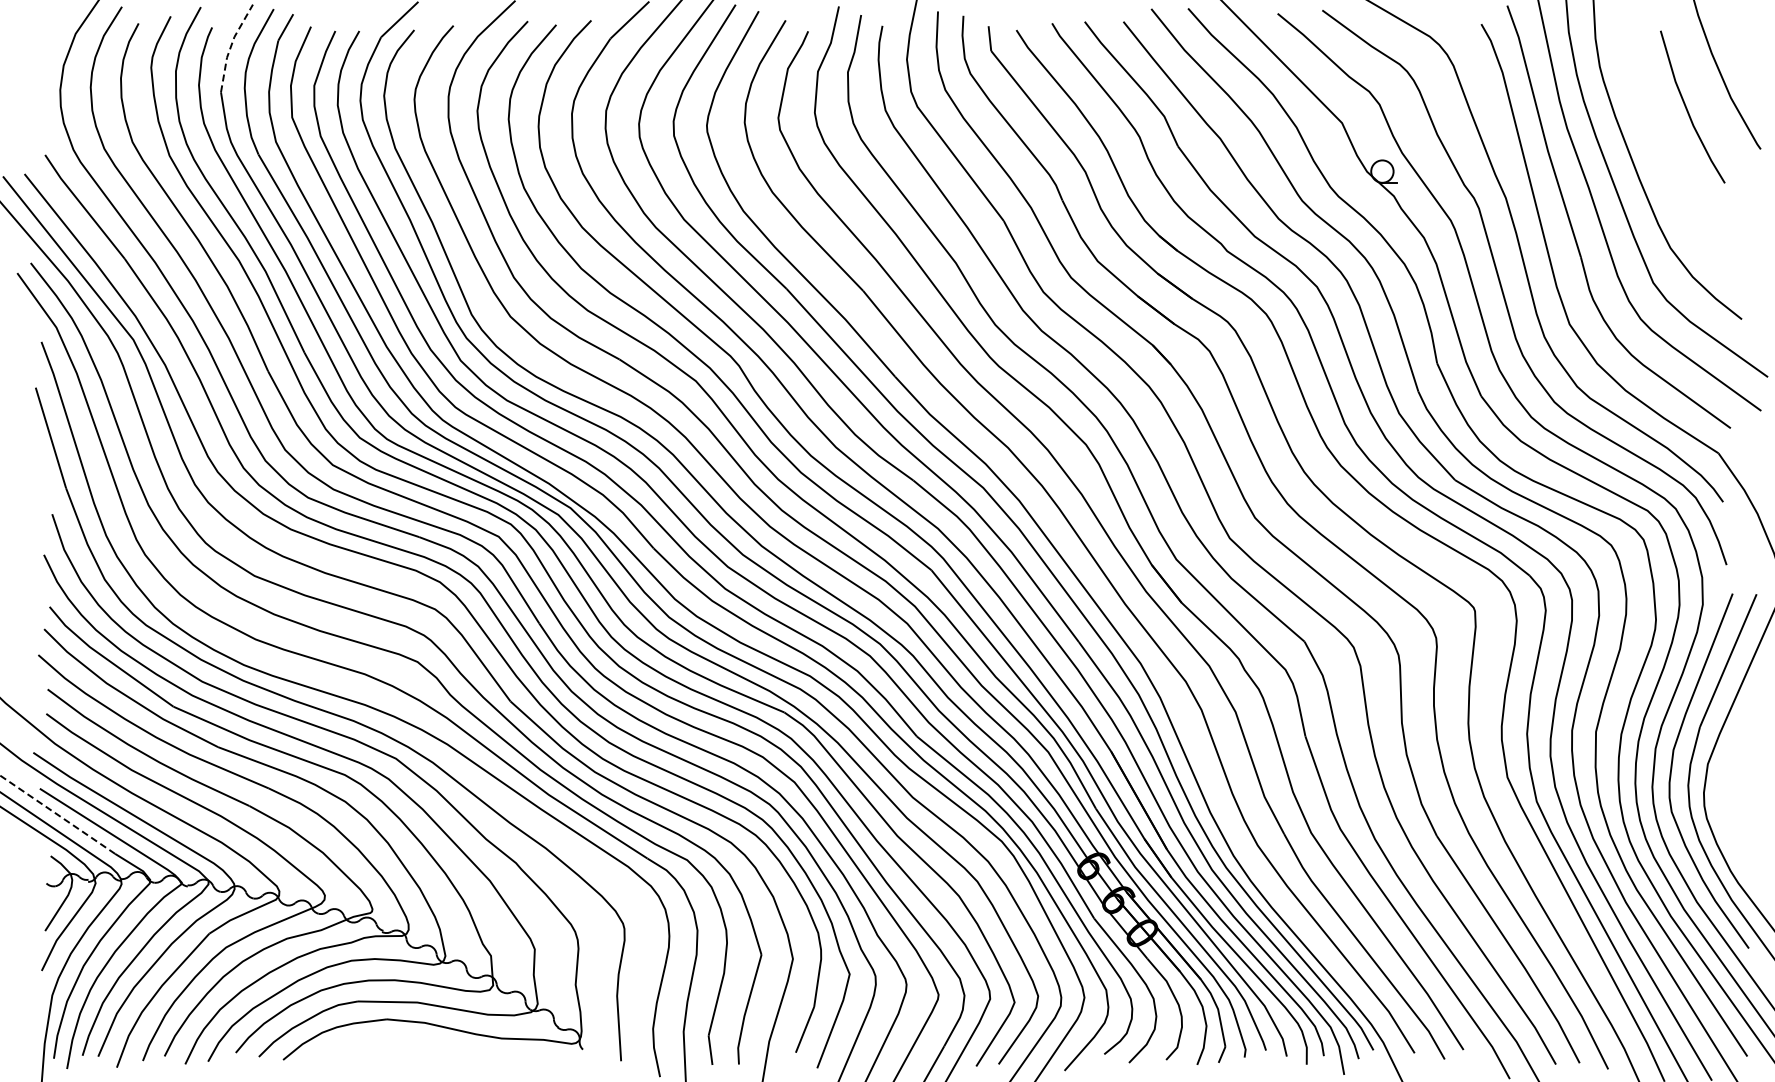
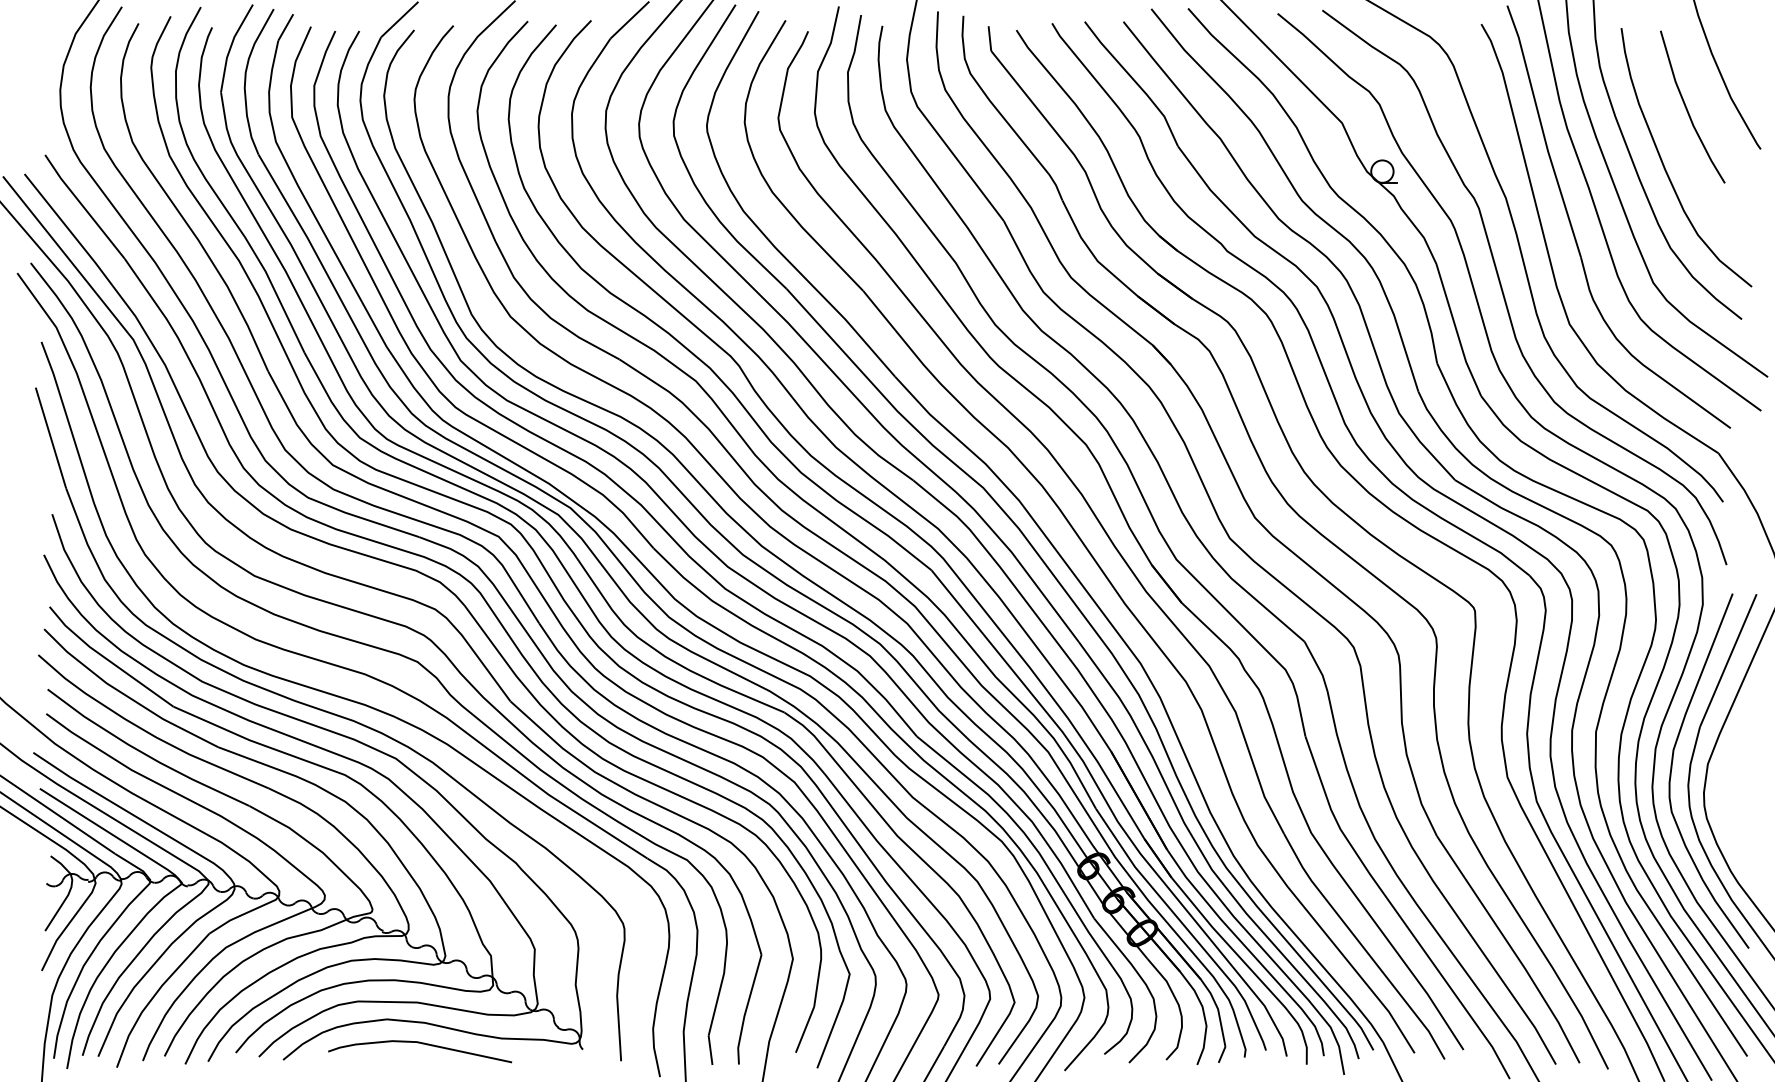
line: dashed -> solid (231, 46)
curve: none -> present (1664, 164)
line: dashed -> solid (57, 814)
curve: none -> present (422, 1044)
